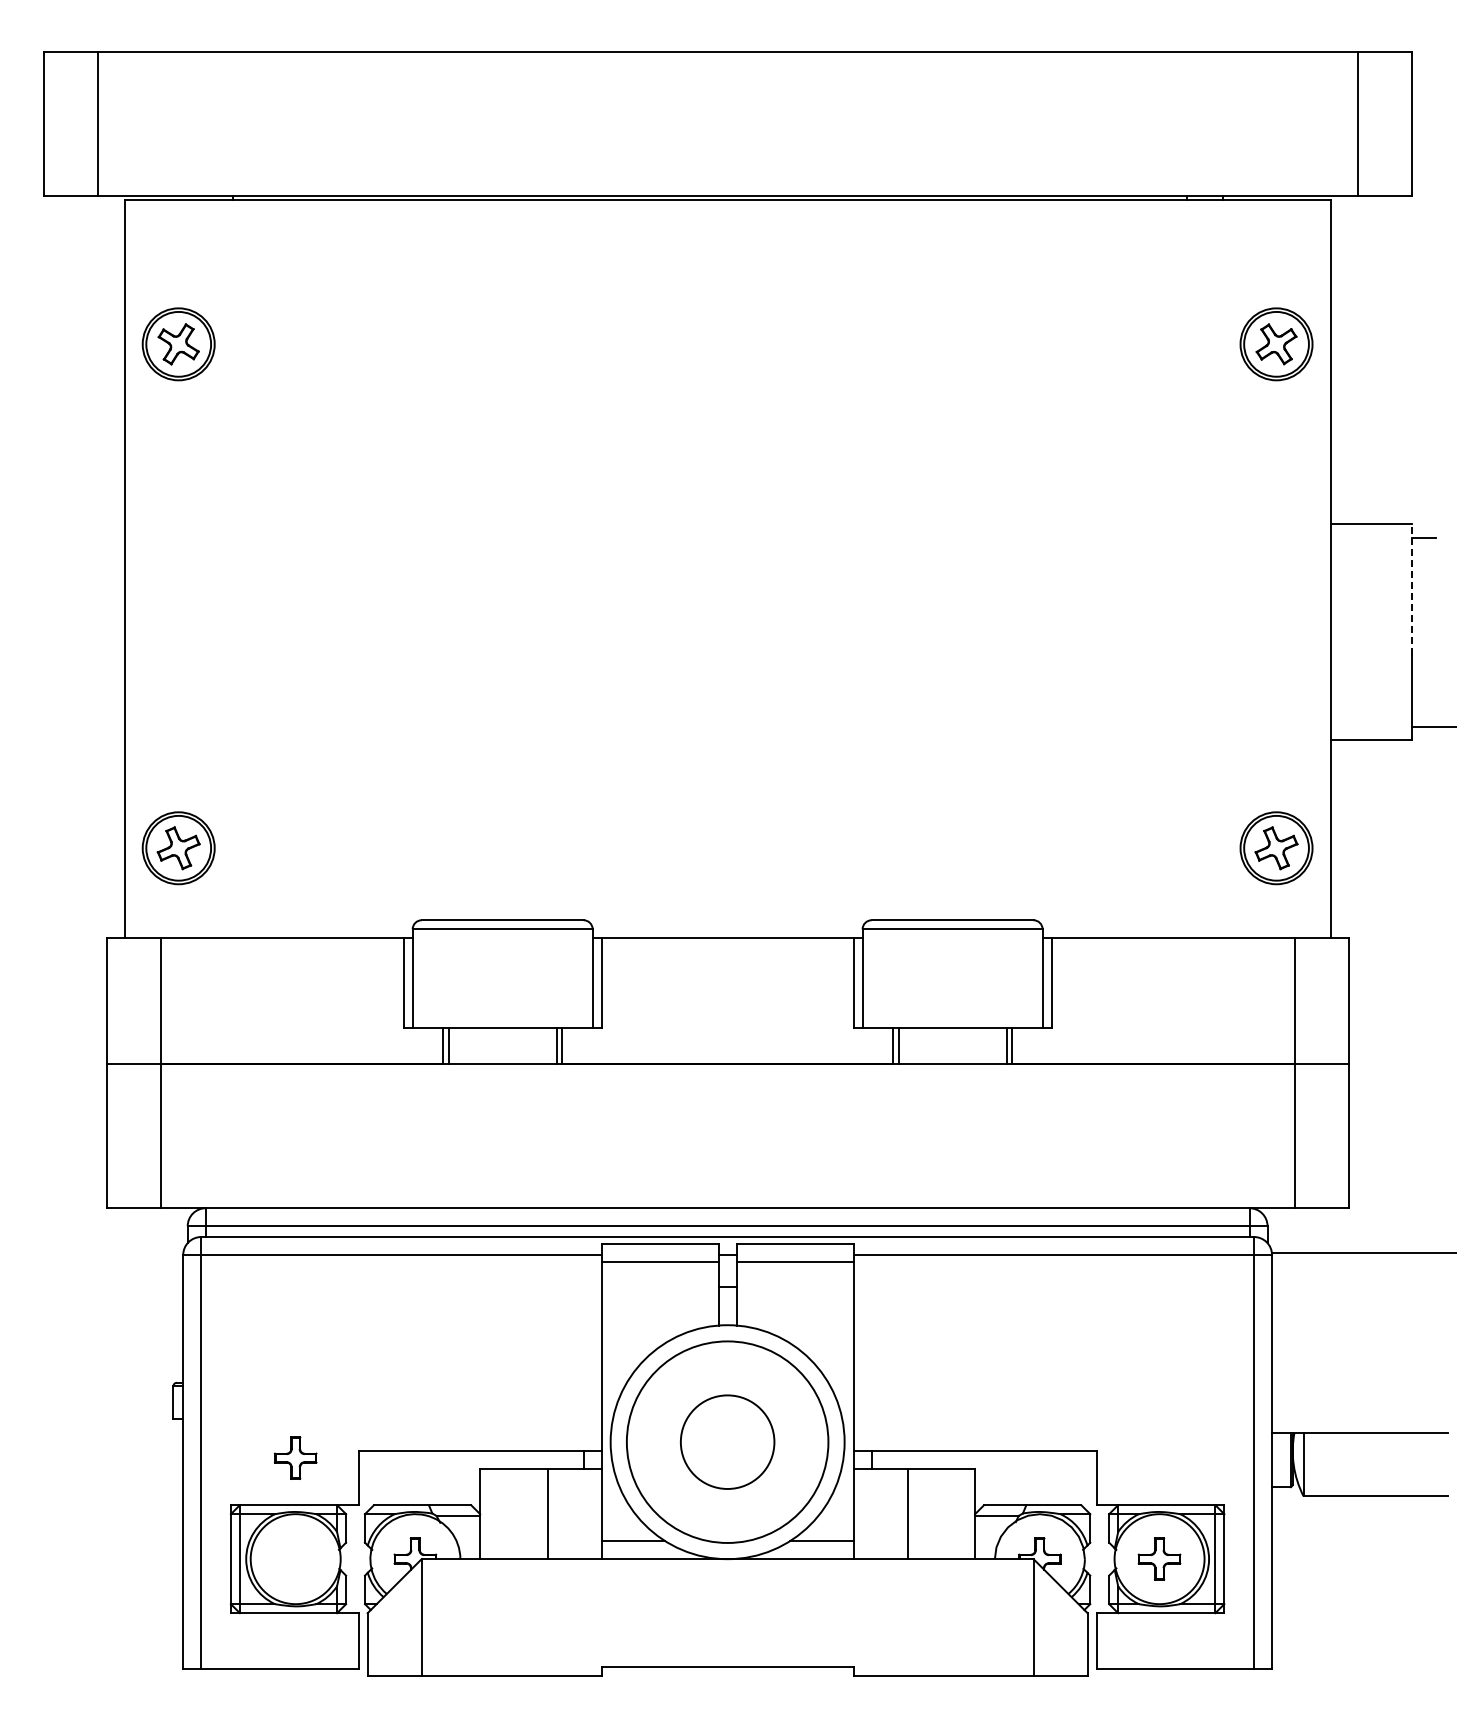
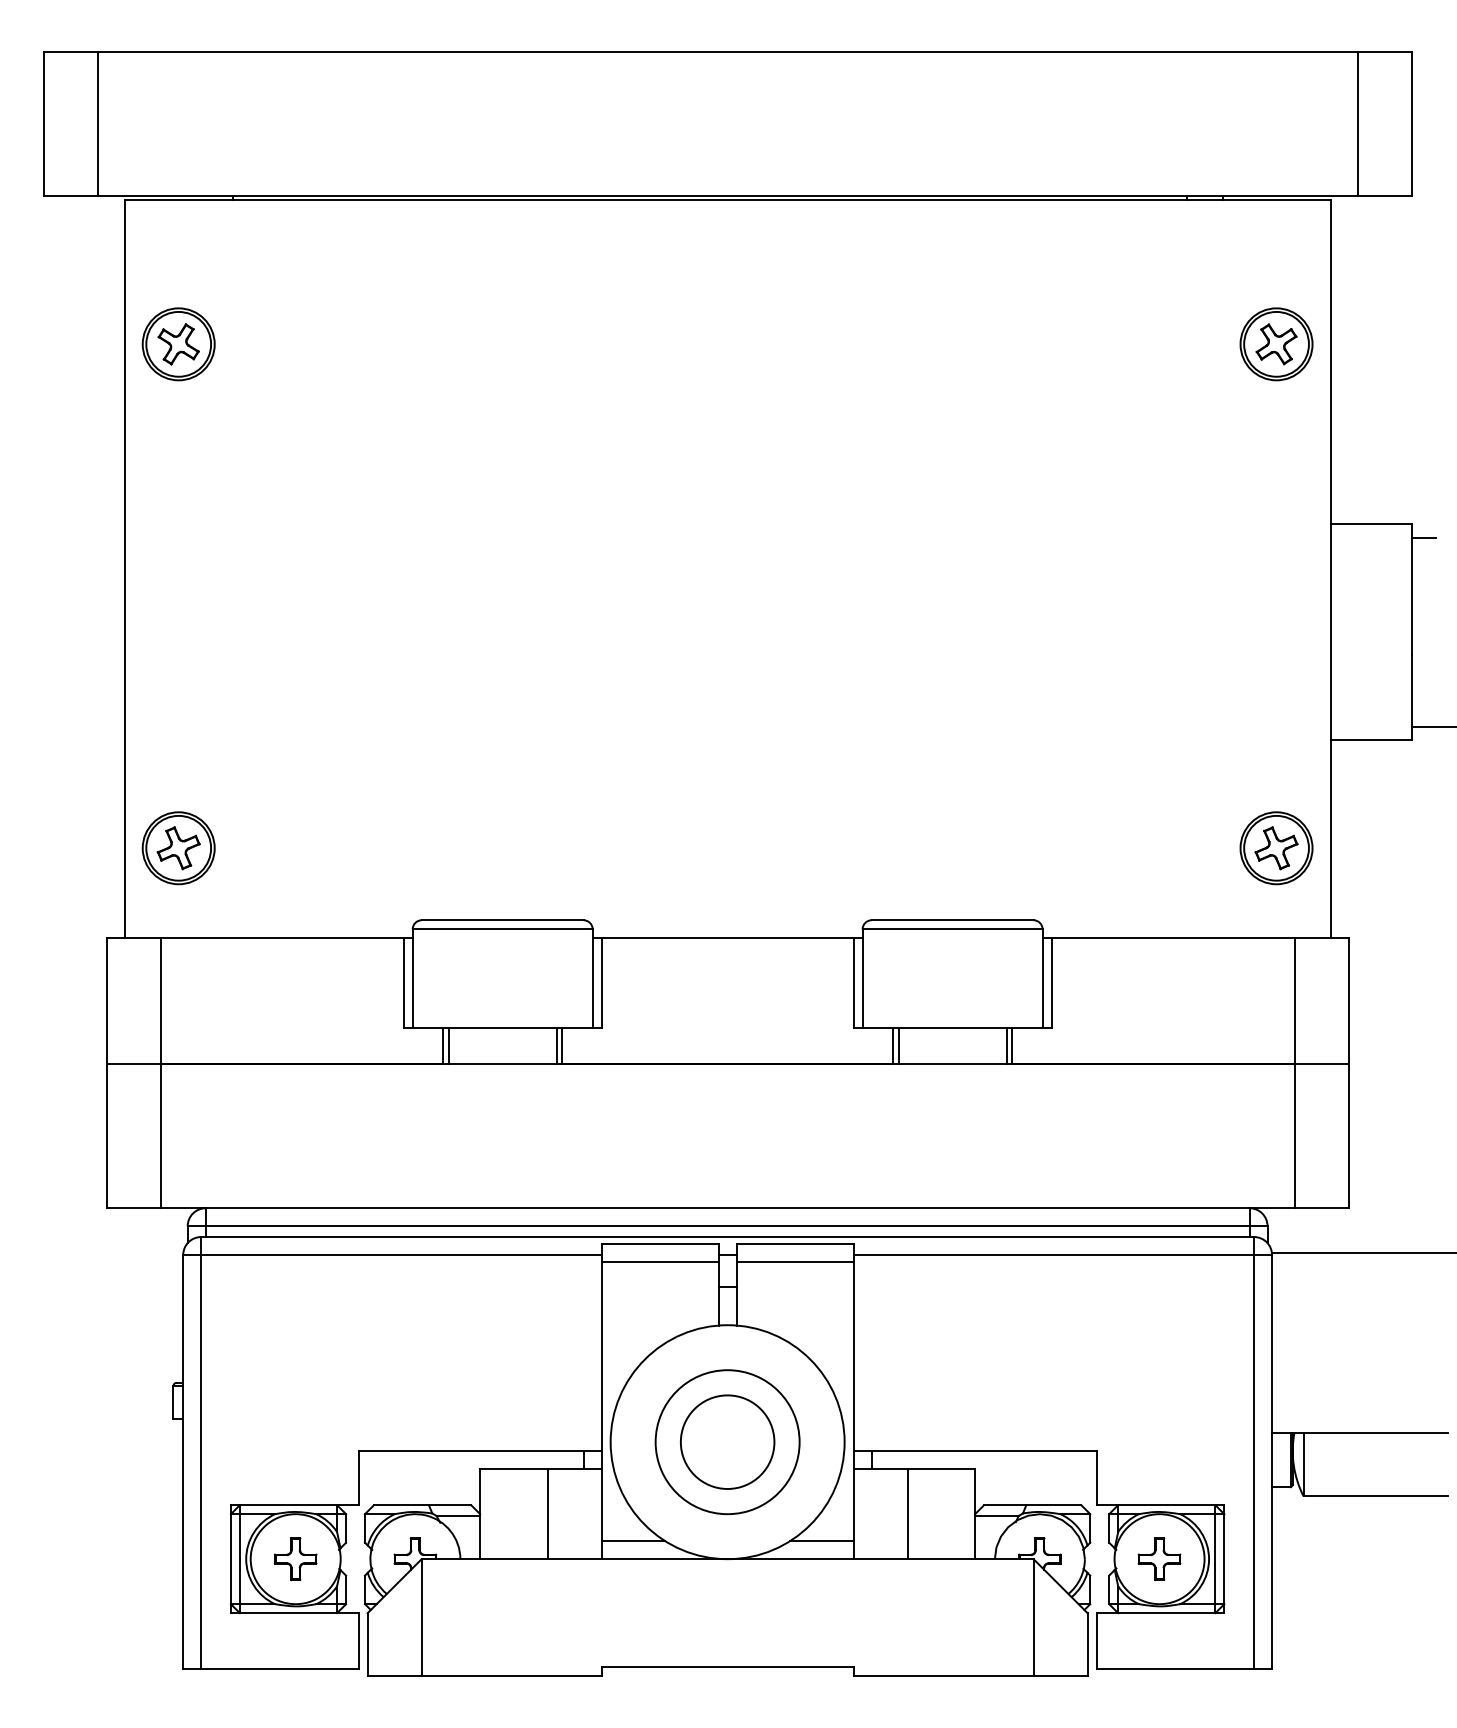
line: dashed -> solid (1411, 589)
circle diameter: 202 px -> 144 px (727, 1442)
part position: (295, 1457) -> (295, 1558) (295, 1558)
